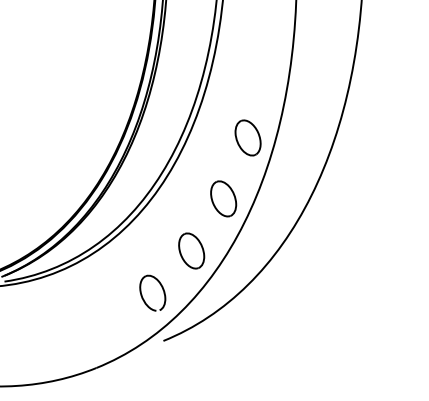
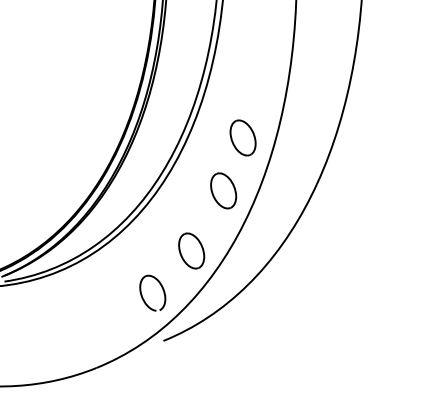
part position: (247, 137) -> (242, 137) (242, 137)
part position: (223, 198) -> (223, 190) (223, 190)
